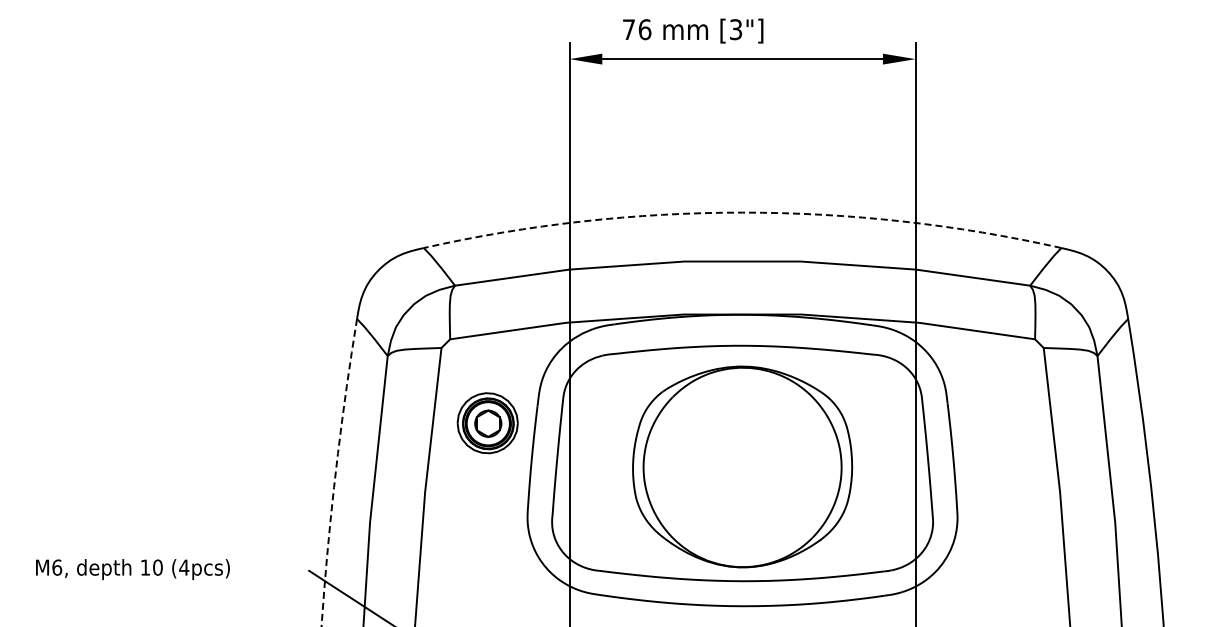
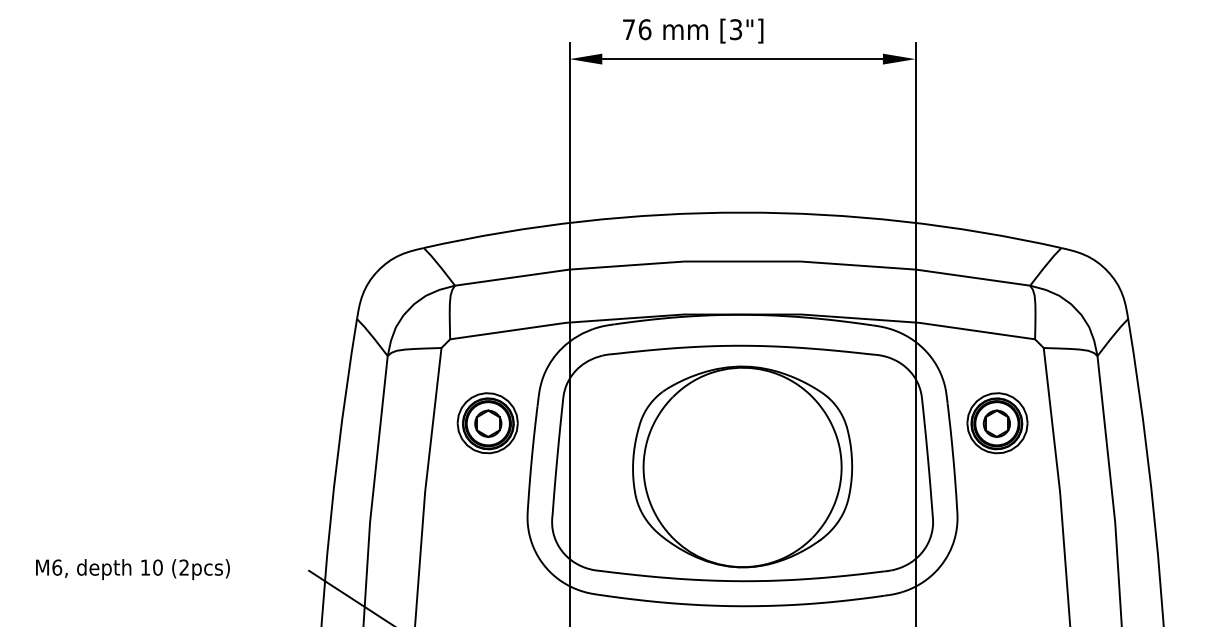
arc: dashed -> solid (742, 212)
part: none -> present (997, 423)
arc: dashed -> solid (335, 472)
text: (4pcs) -> (2pcs) (184, 567)
